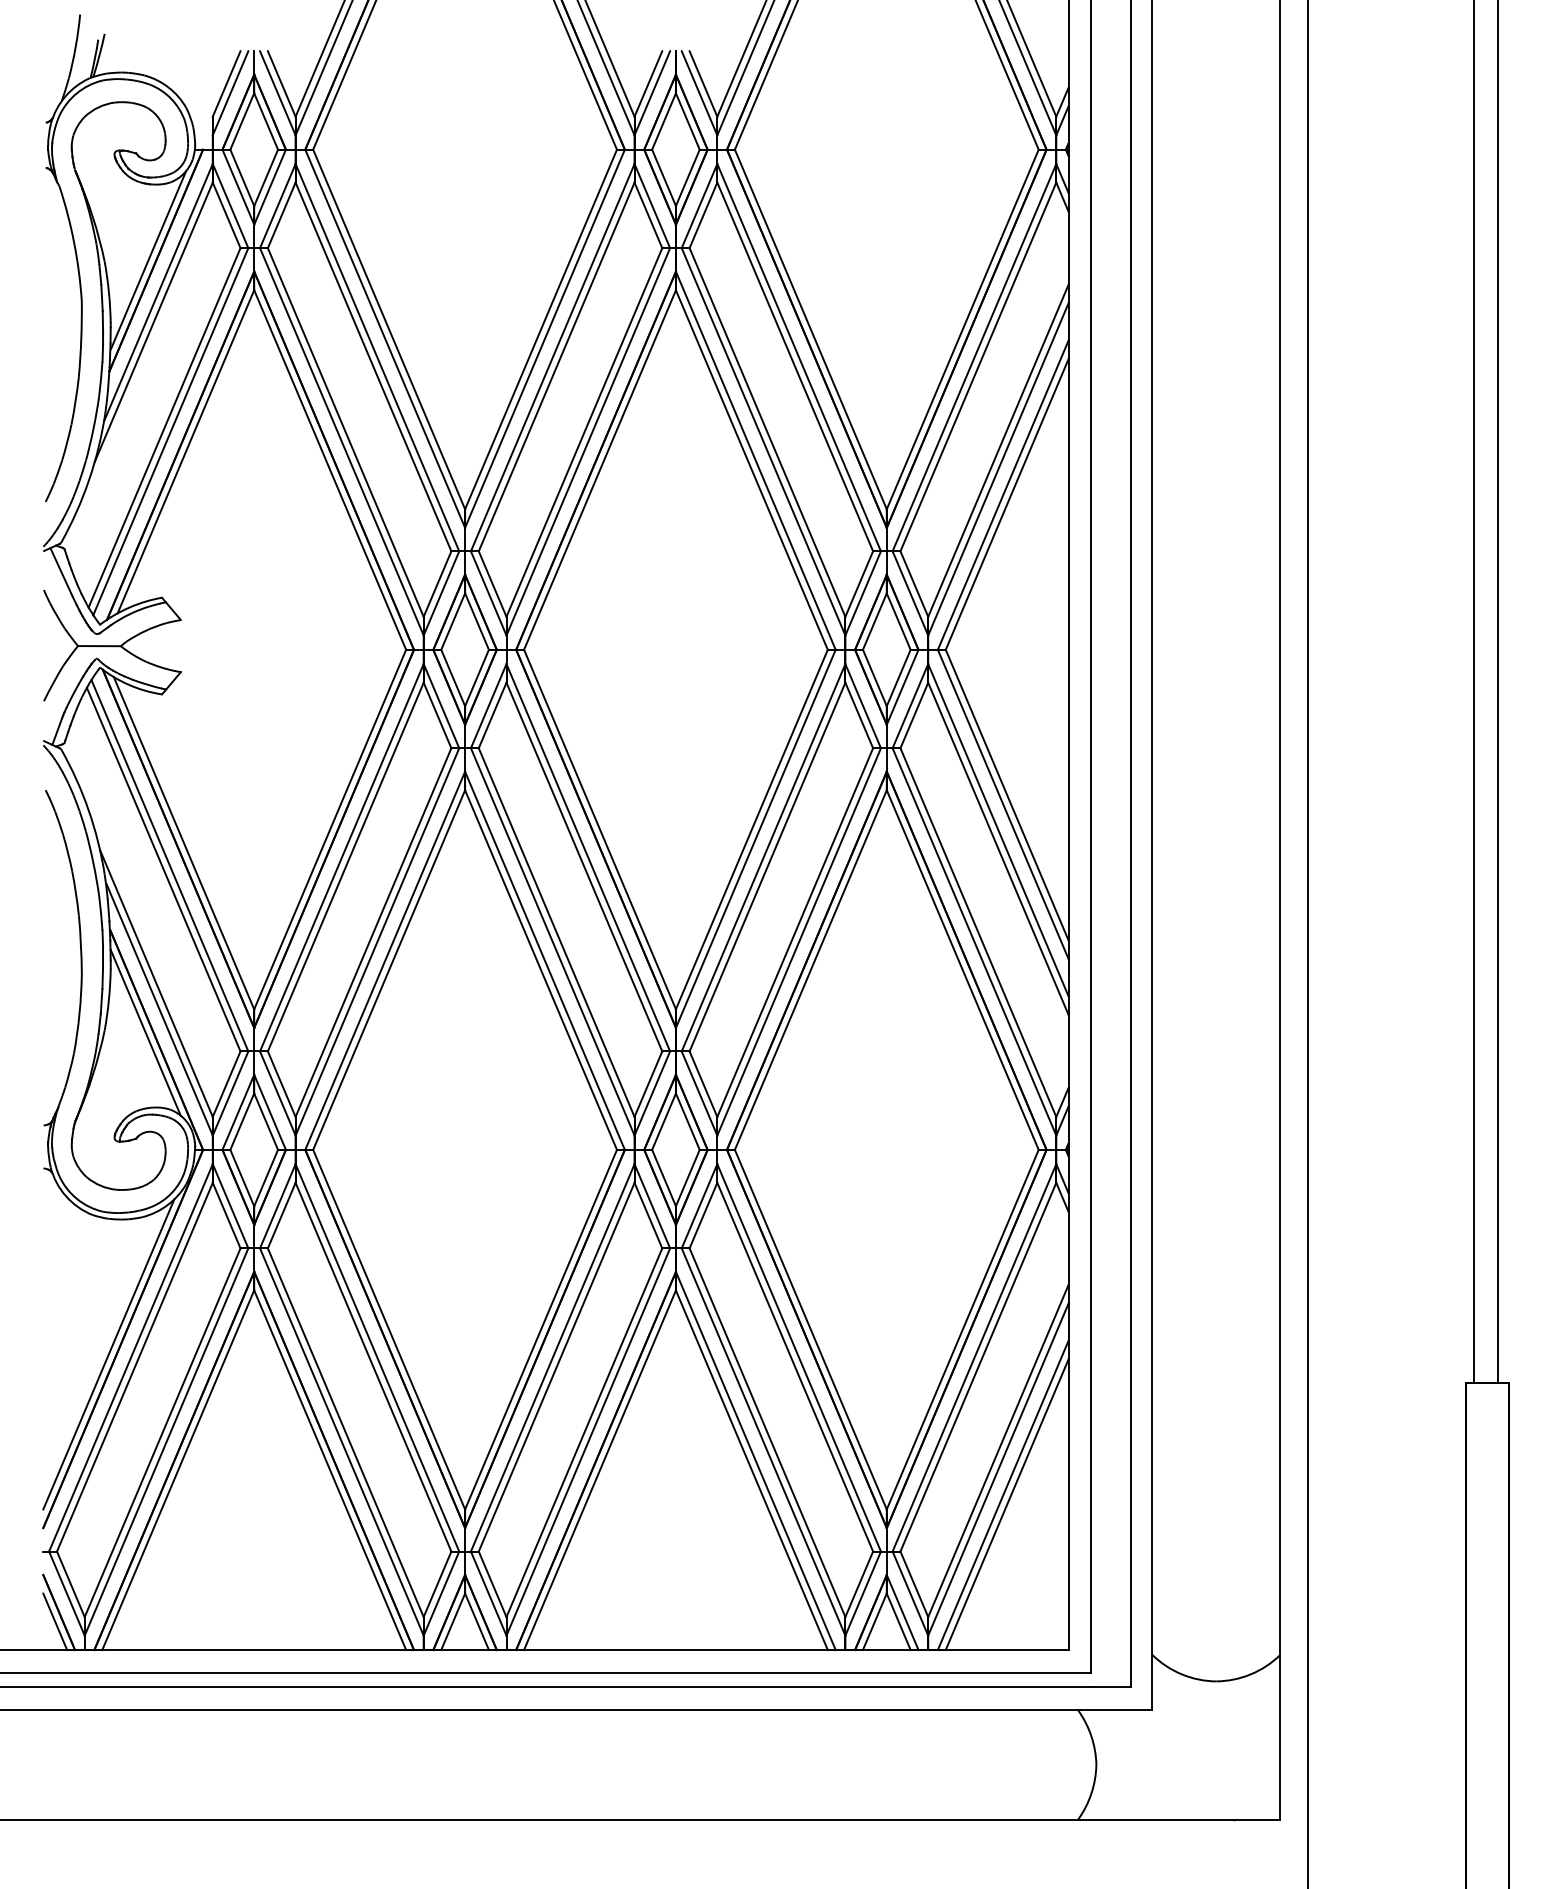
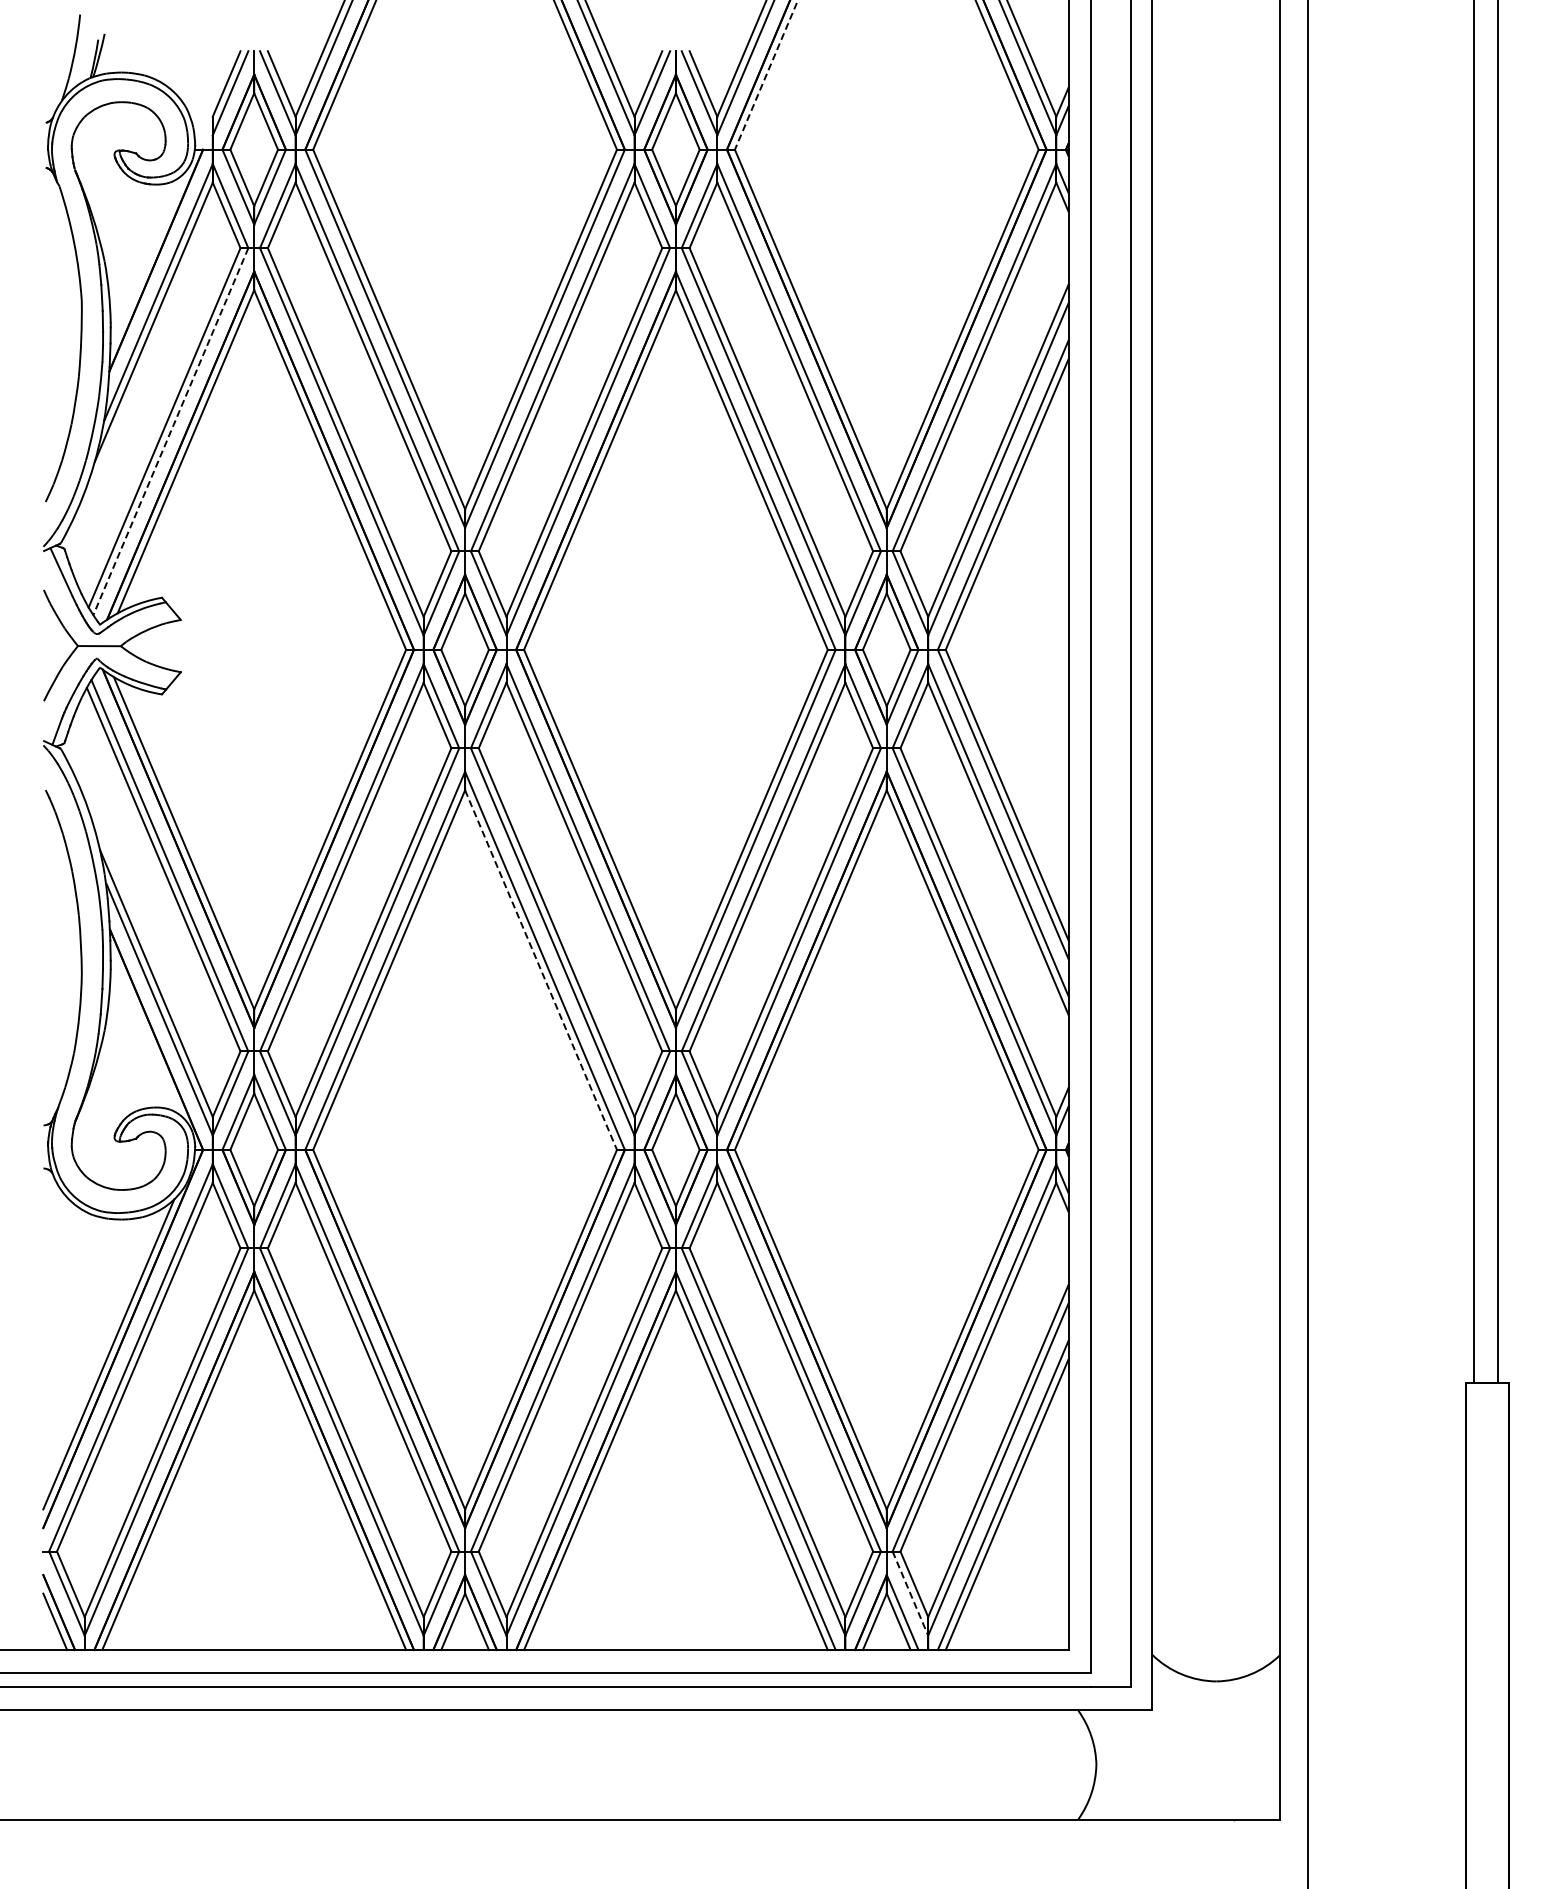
line: solid -> dashed (766, 75)
line: present -> none (148, 260)
line: solid -> dashed (170, 432)
line: solid -> dashed (541, 970)
line: present -> none (145, 1032)
line: solid -> dashed (910, 1593)
